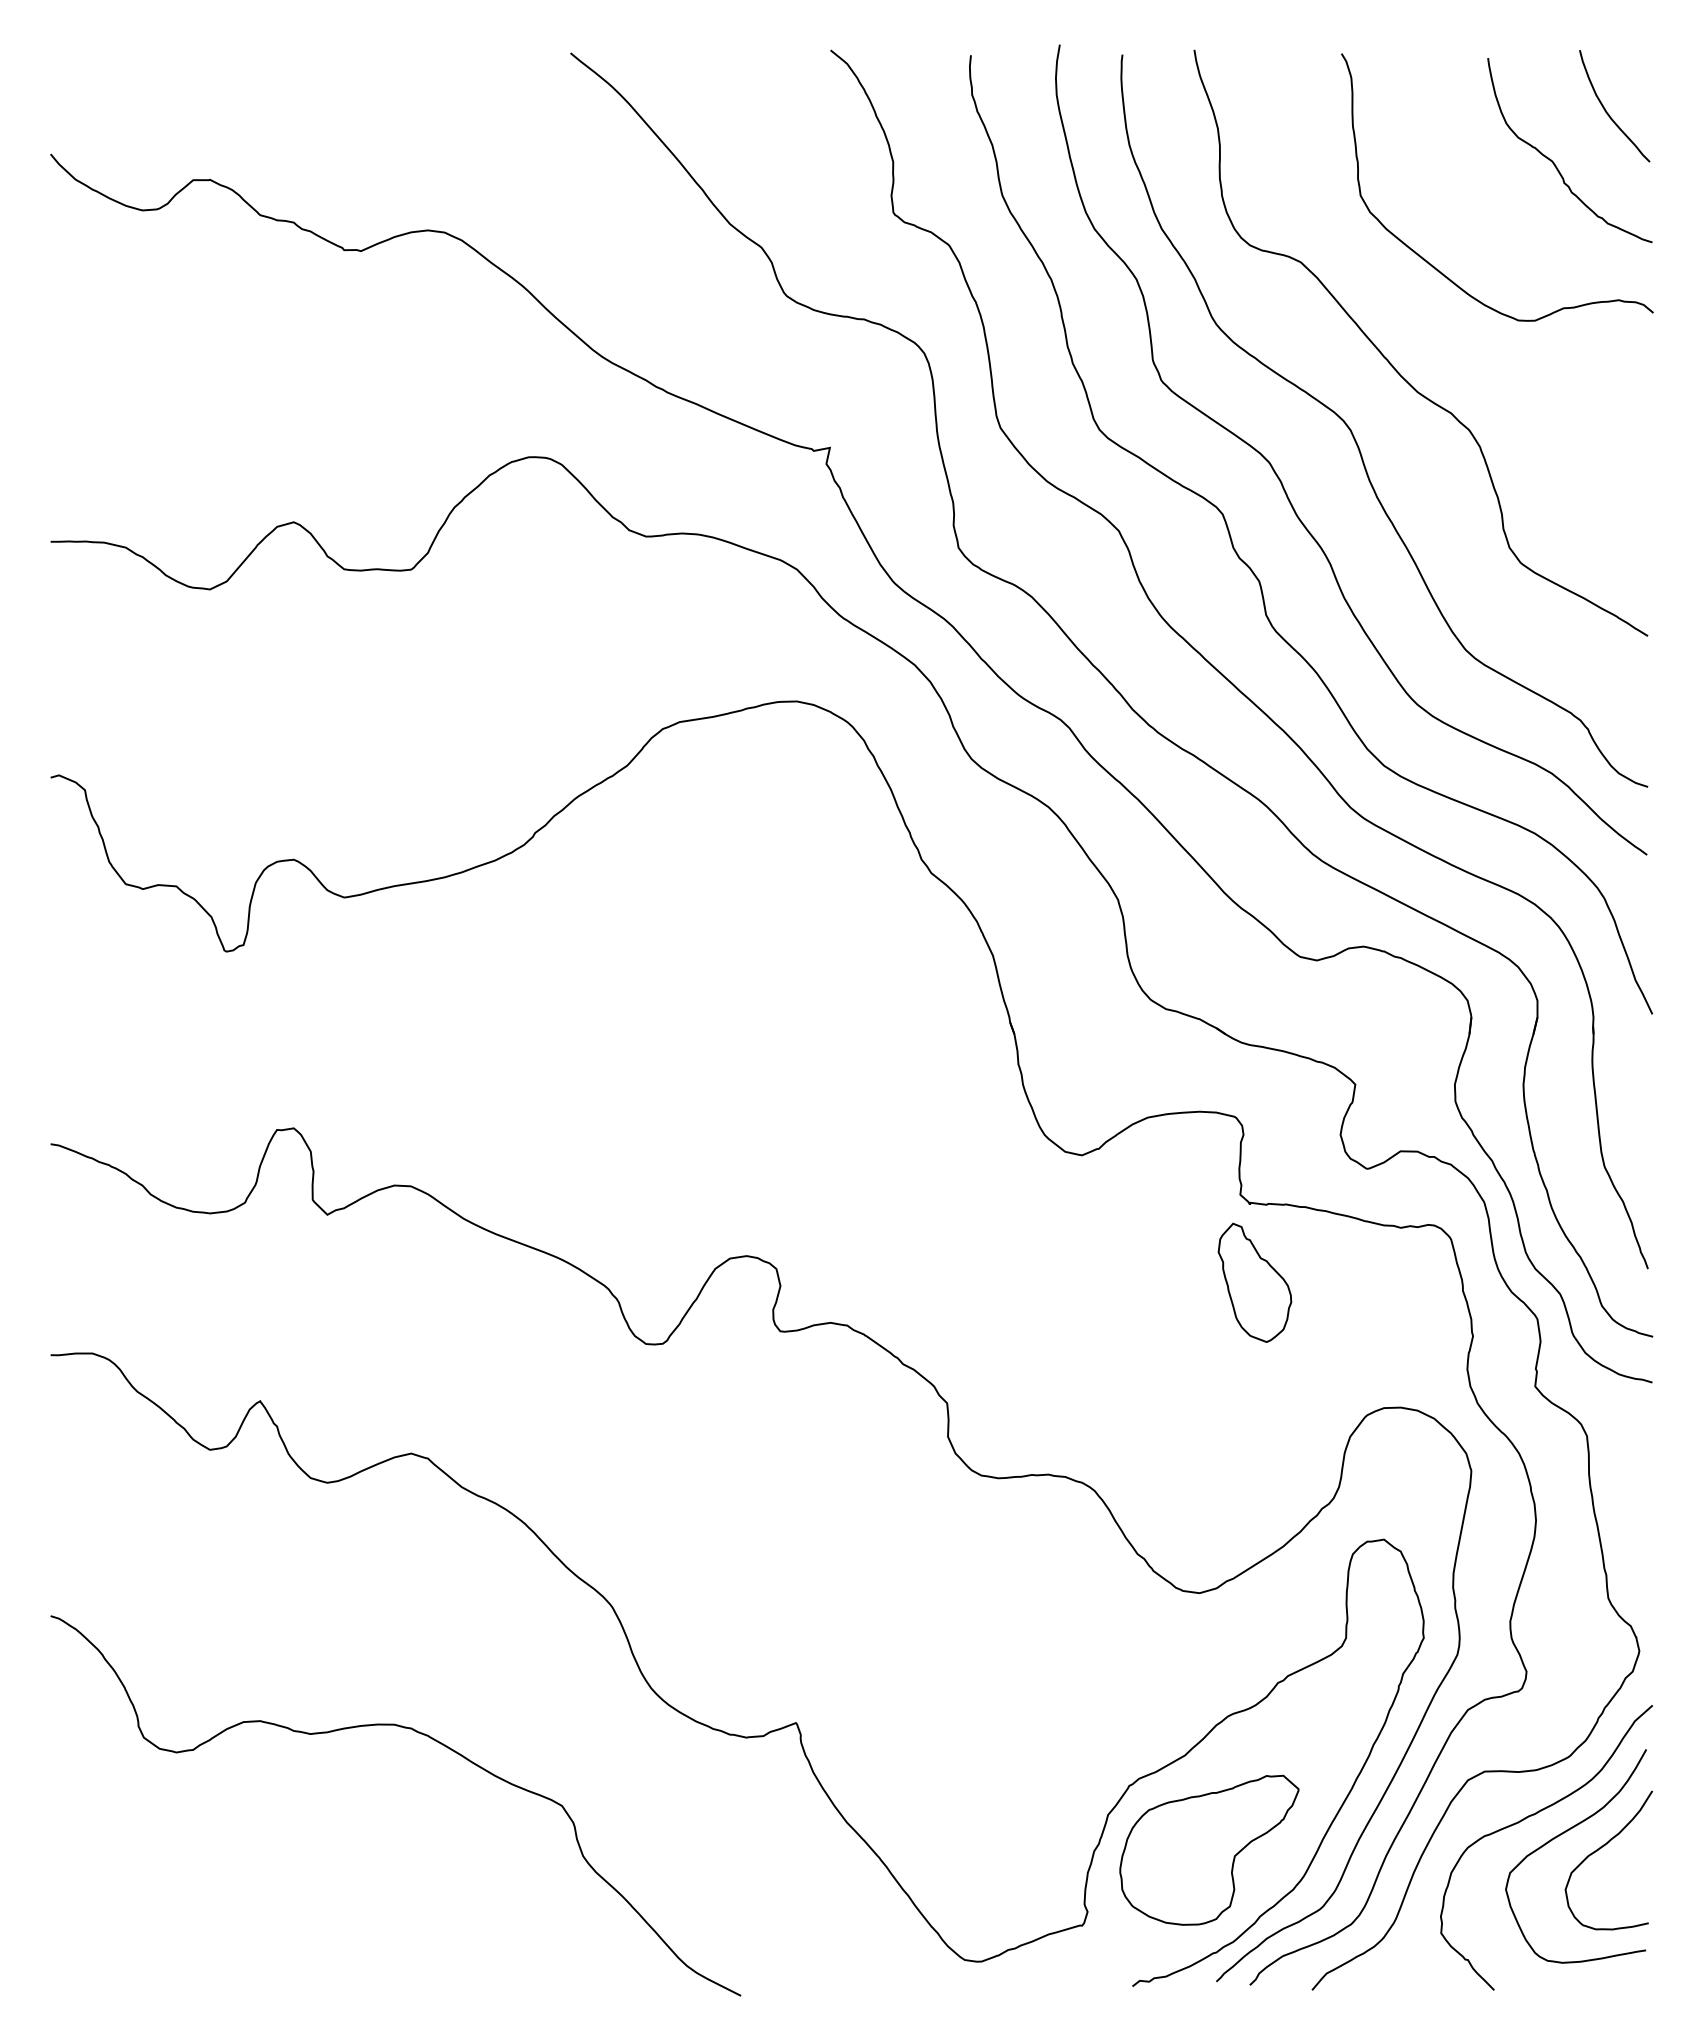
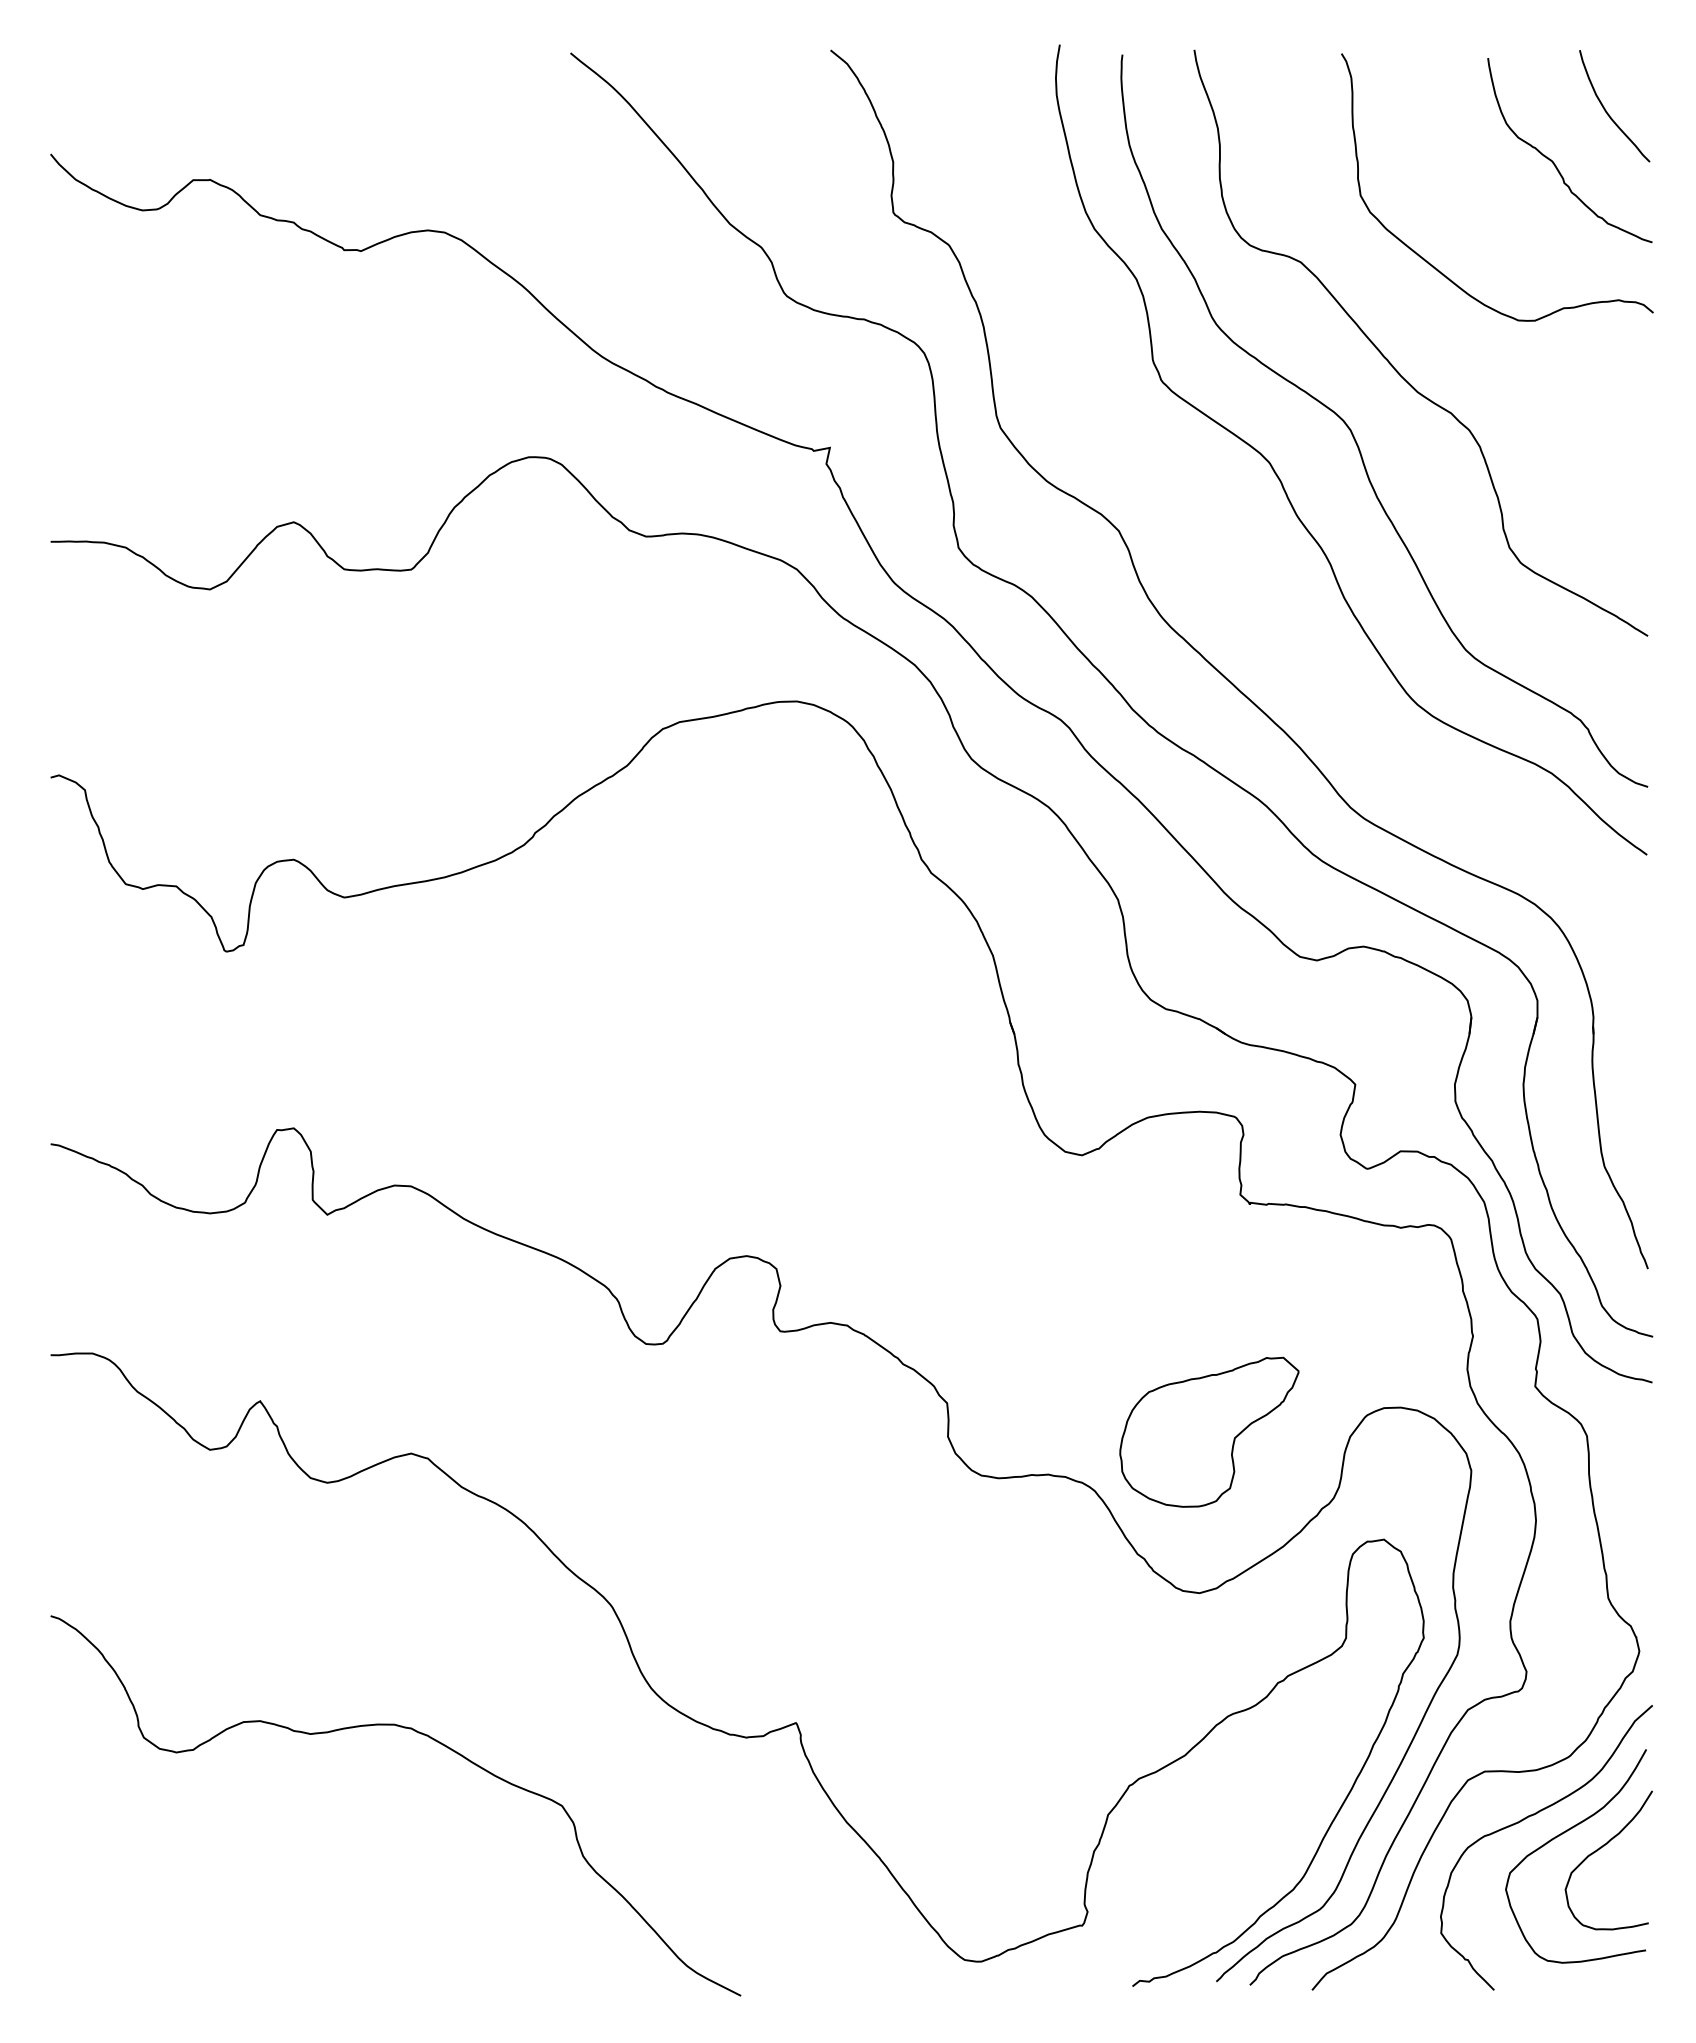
curve: present -> none (1254, 572)
part: present -> none (1254, 1282)
part position: (1209, 1849) -> (1209, 1431) (1209, 1431)
